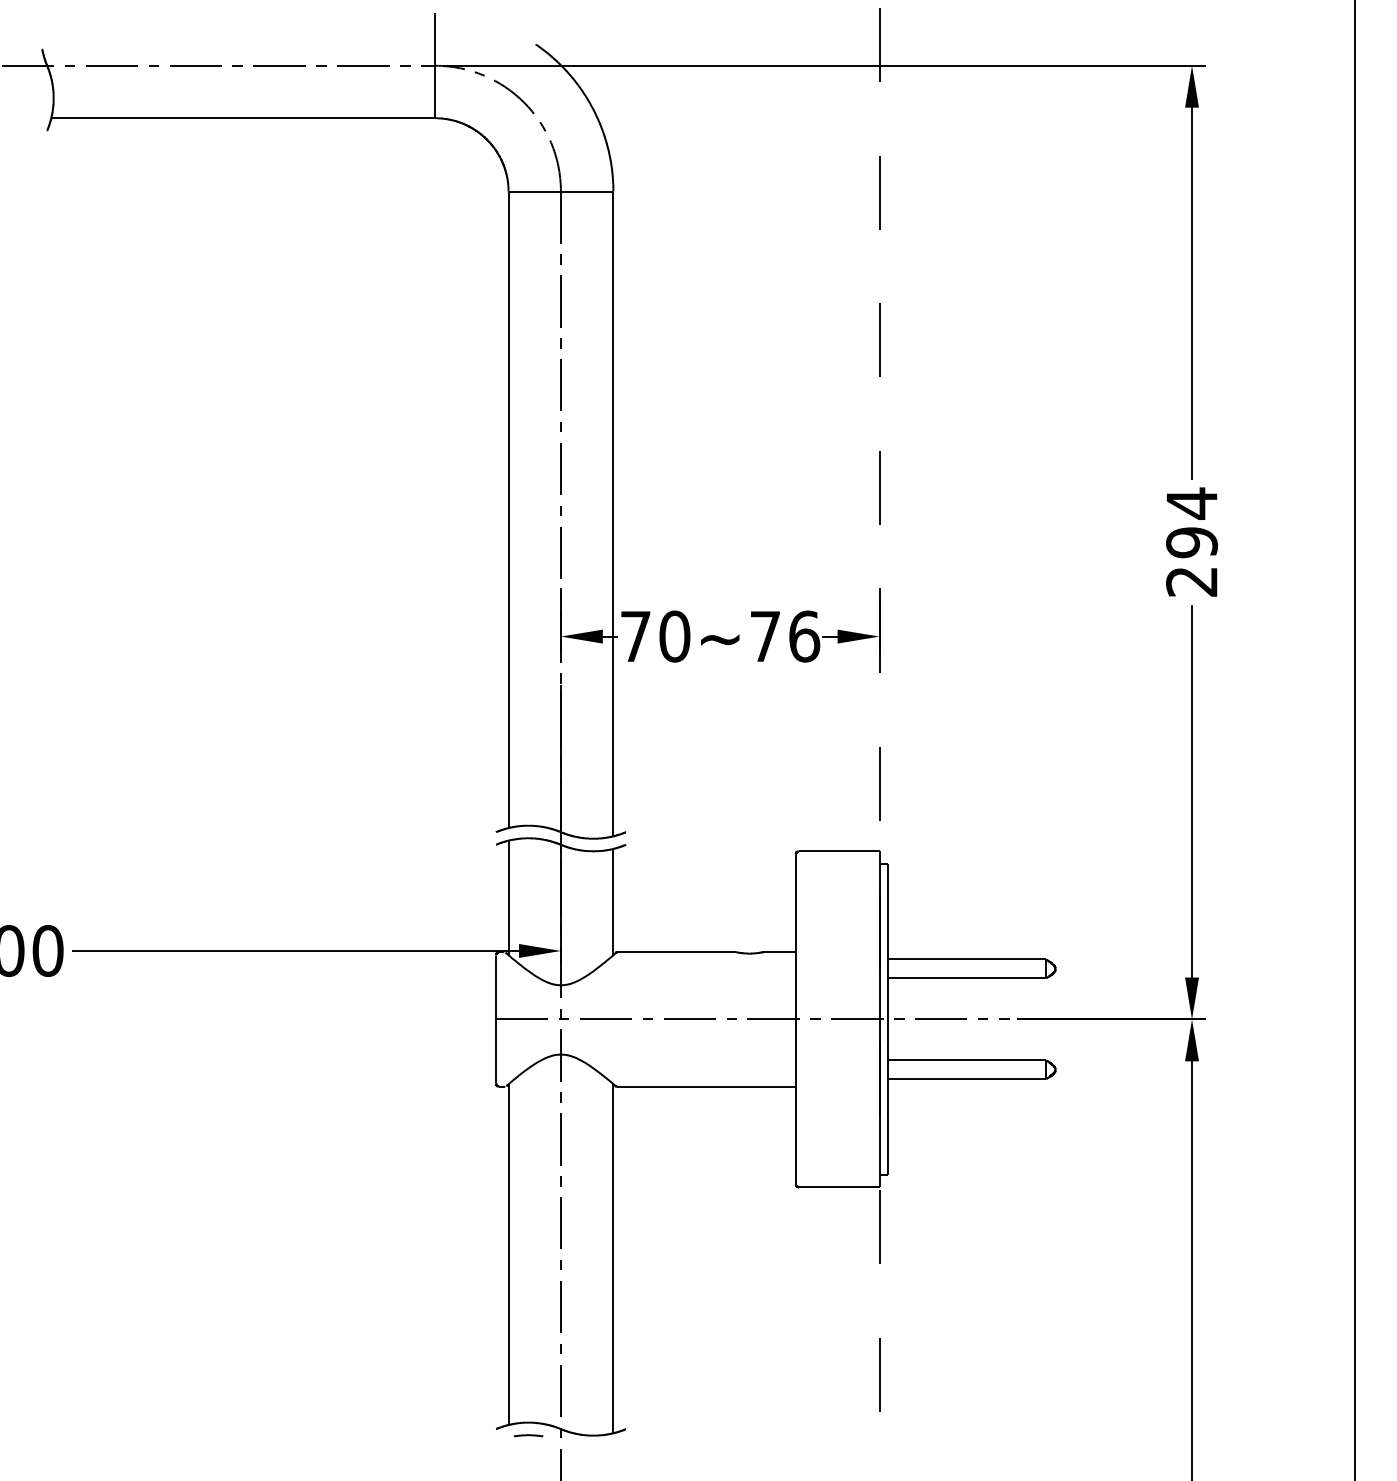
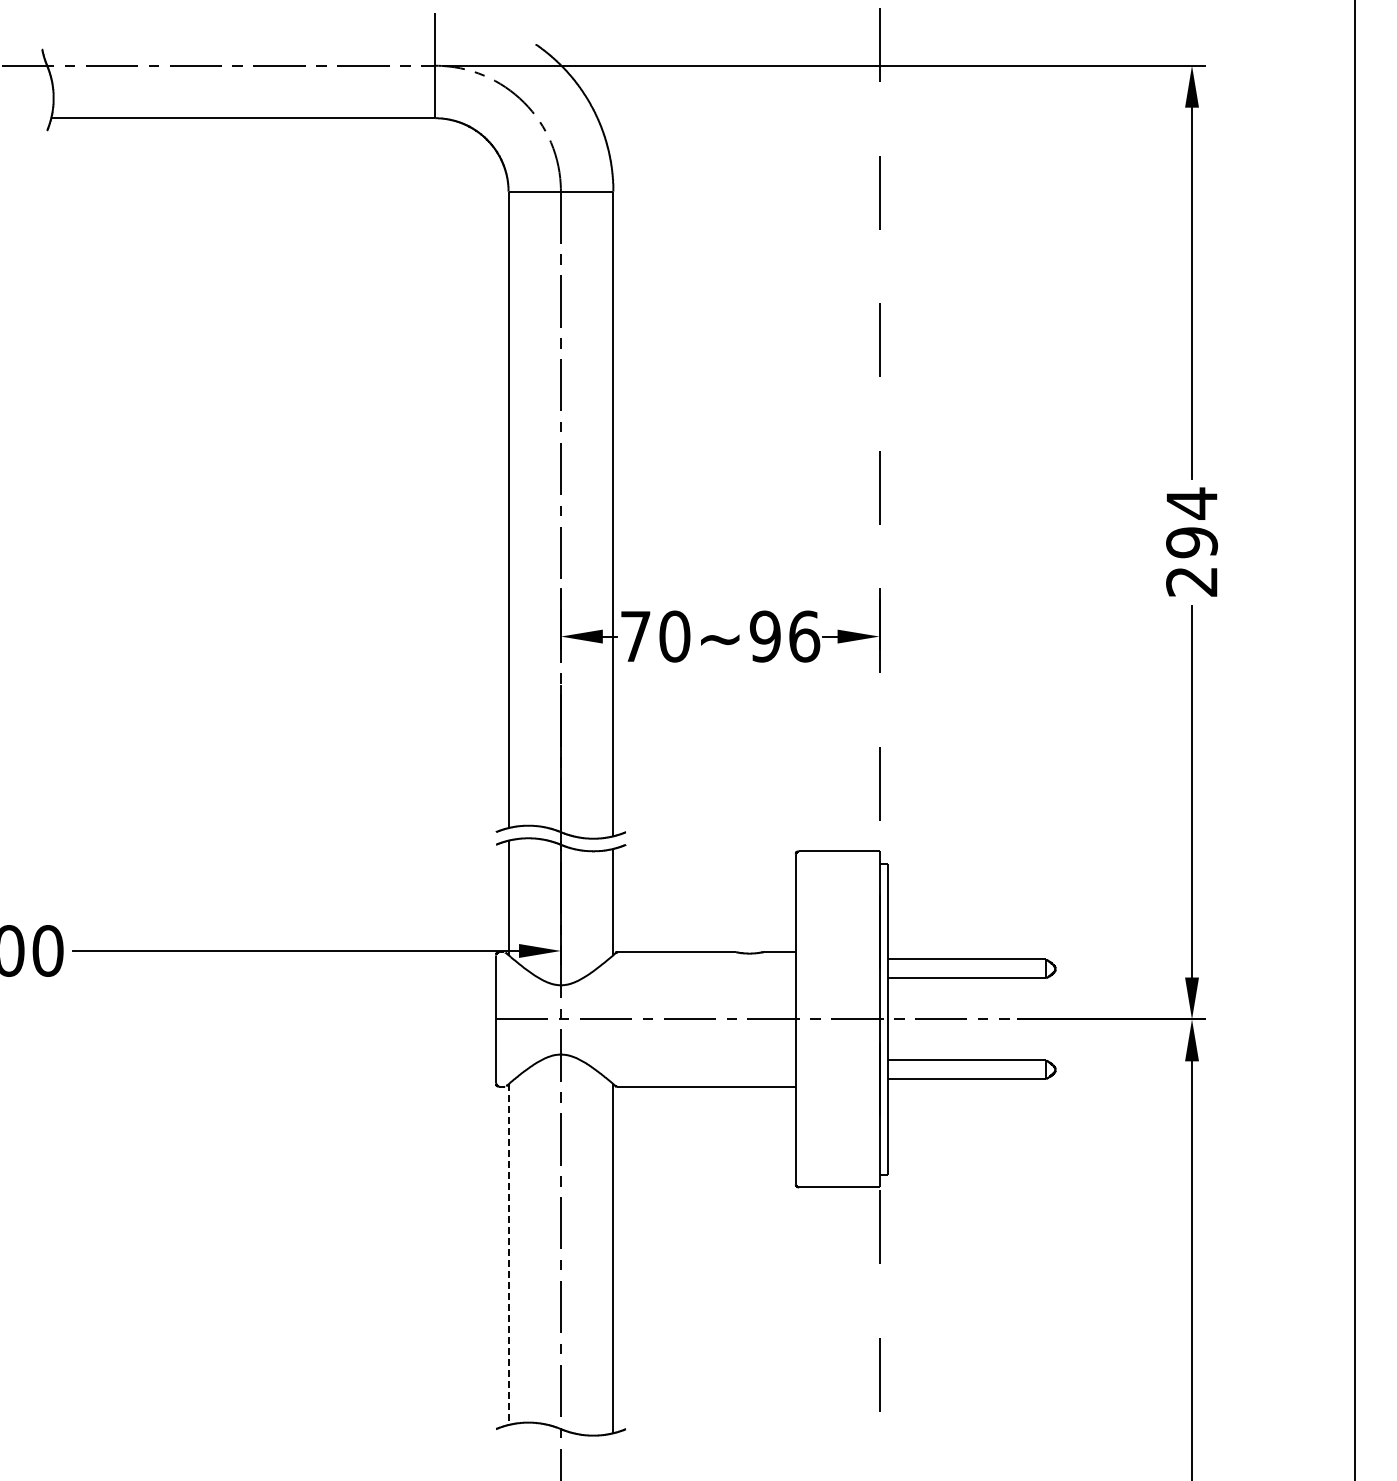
text: 70~76 -> 70~96 (764, 636)
line: solid -> dashed (508, 1255)
line: present -> none (528, 1435)
